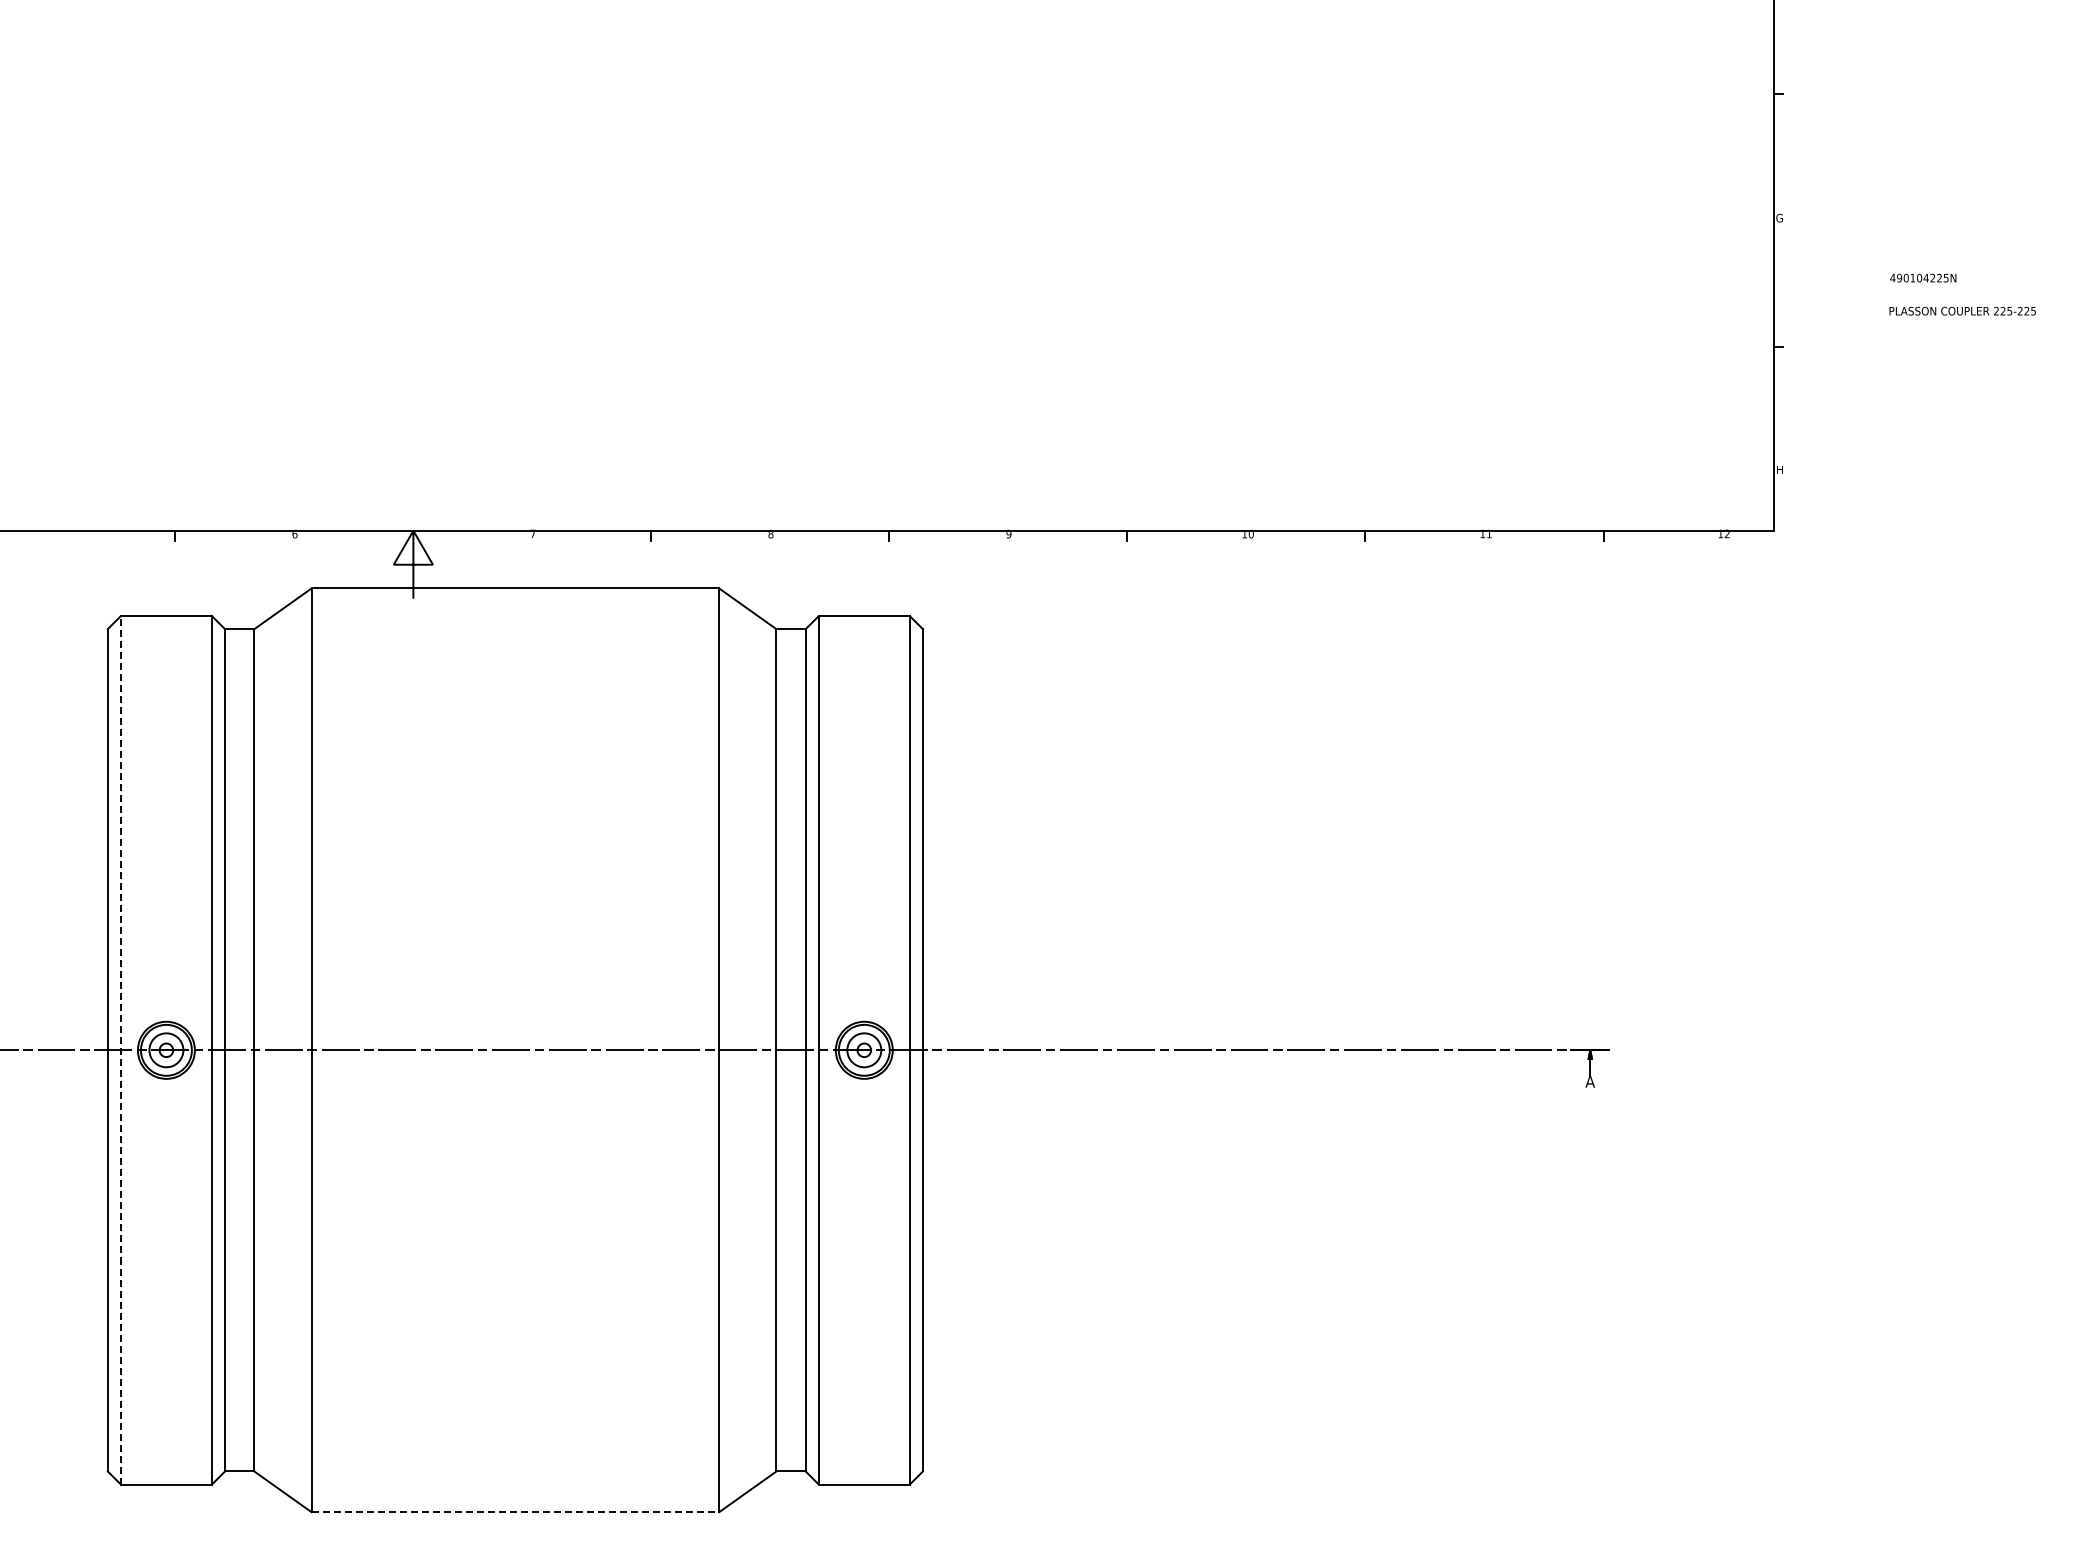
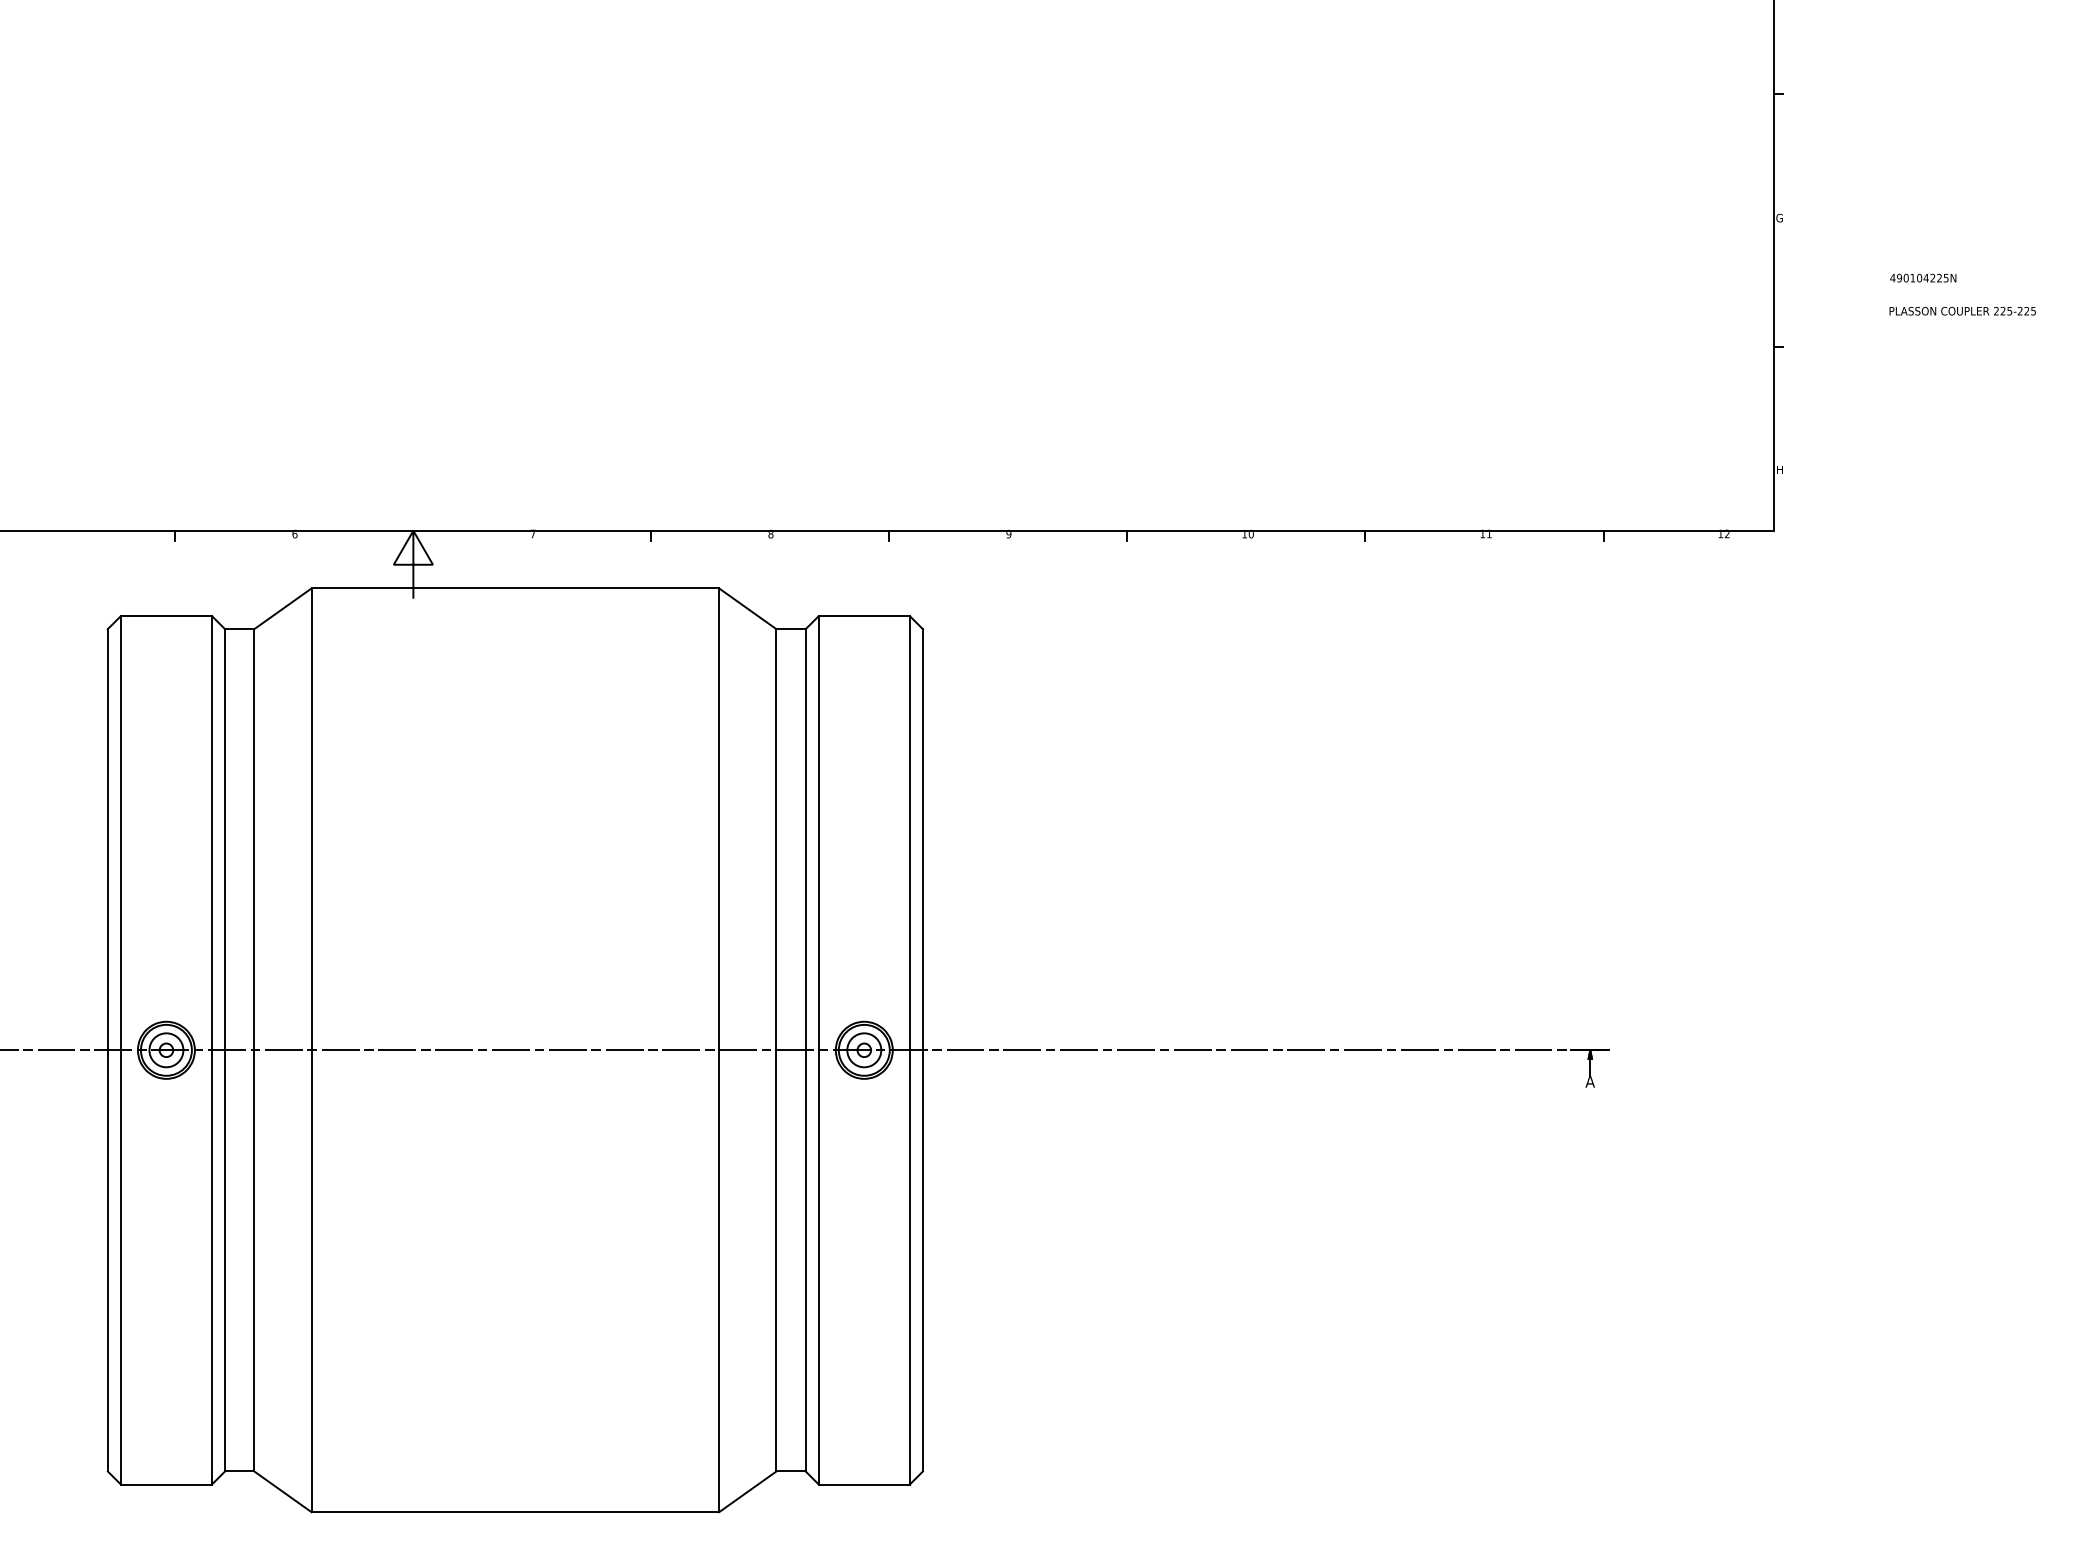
line: dashed -> solid (120, 1049)
line: dashed -> solid (515, 1512)
